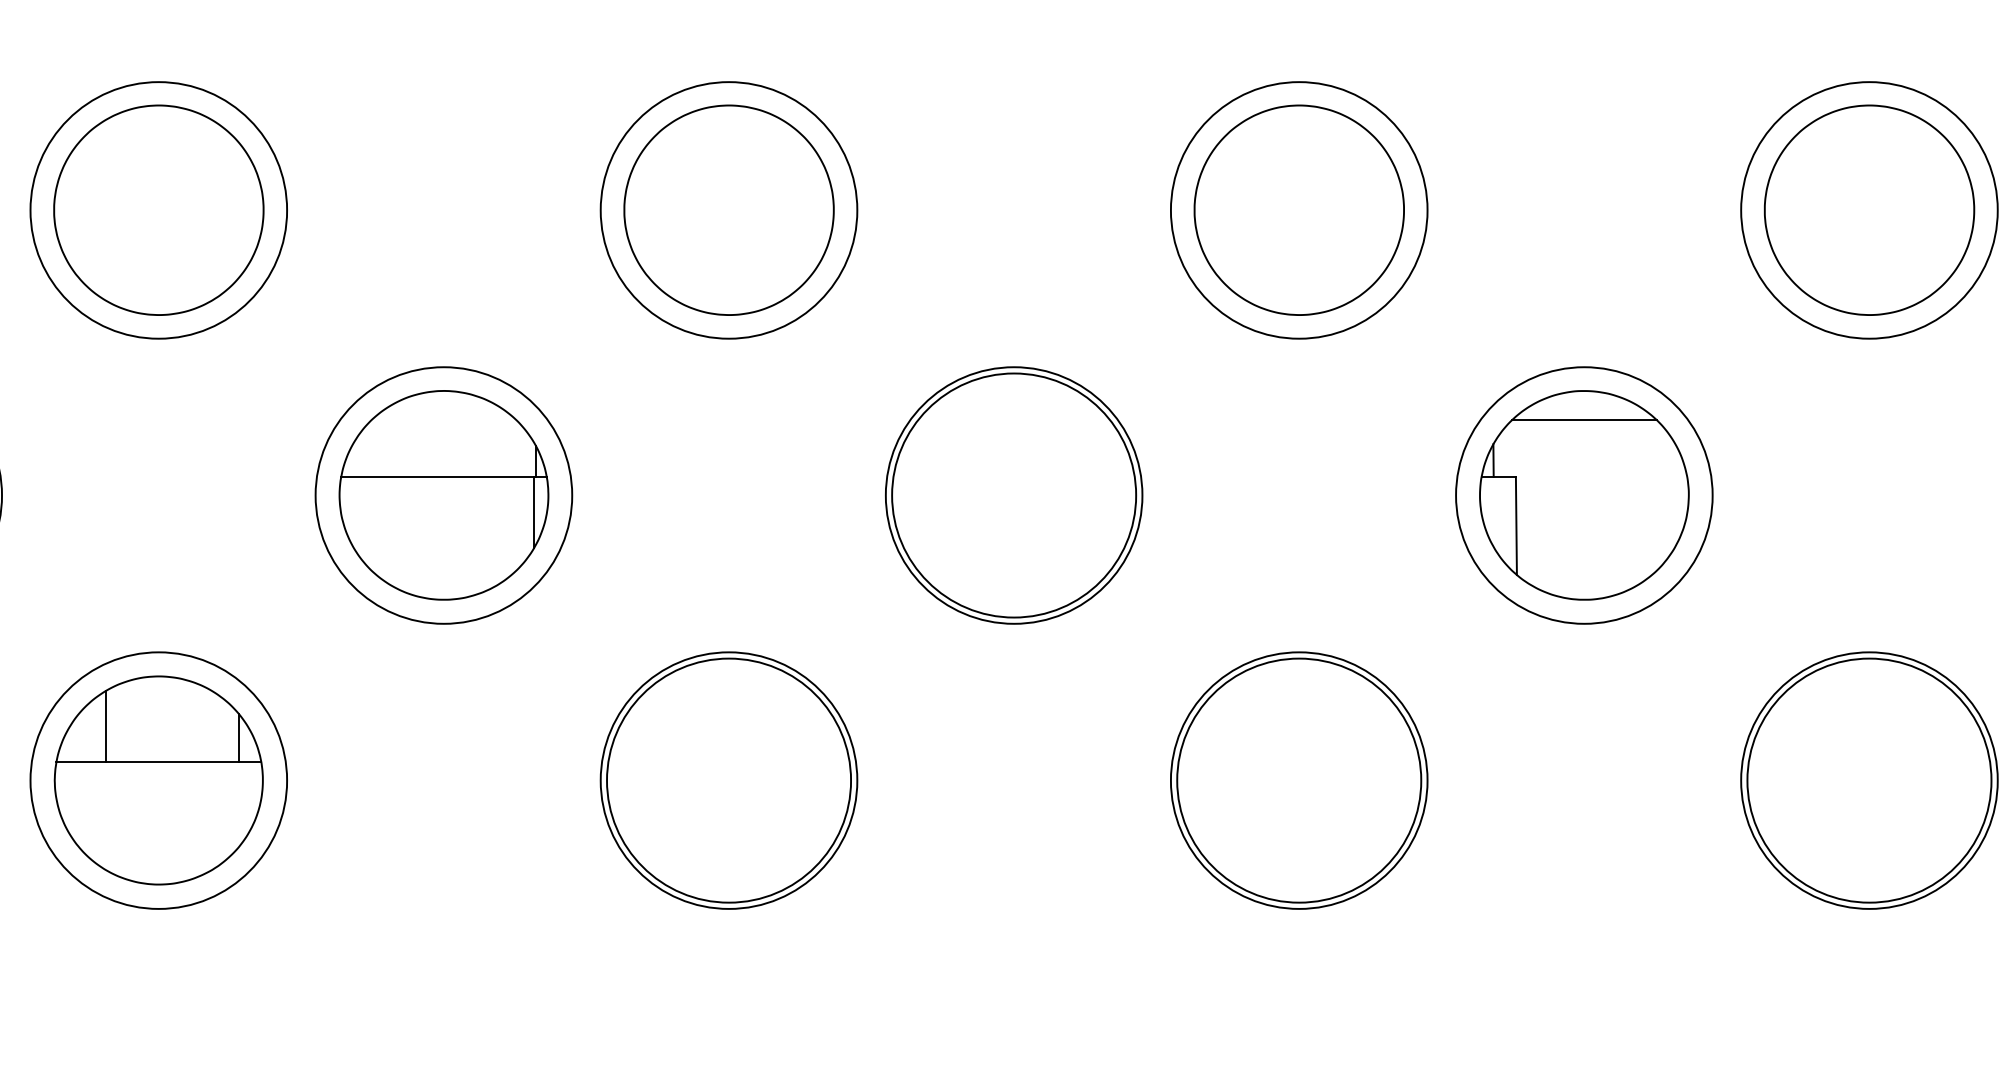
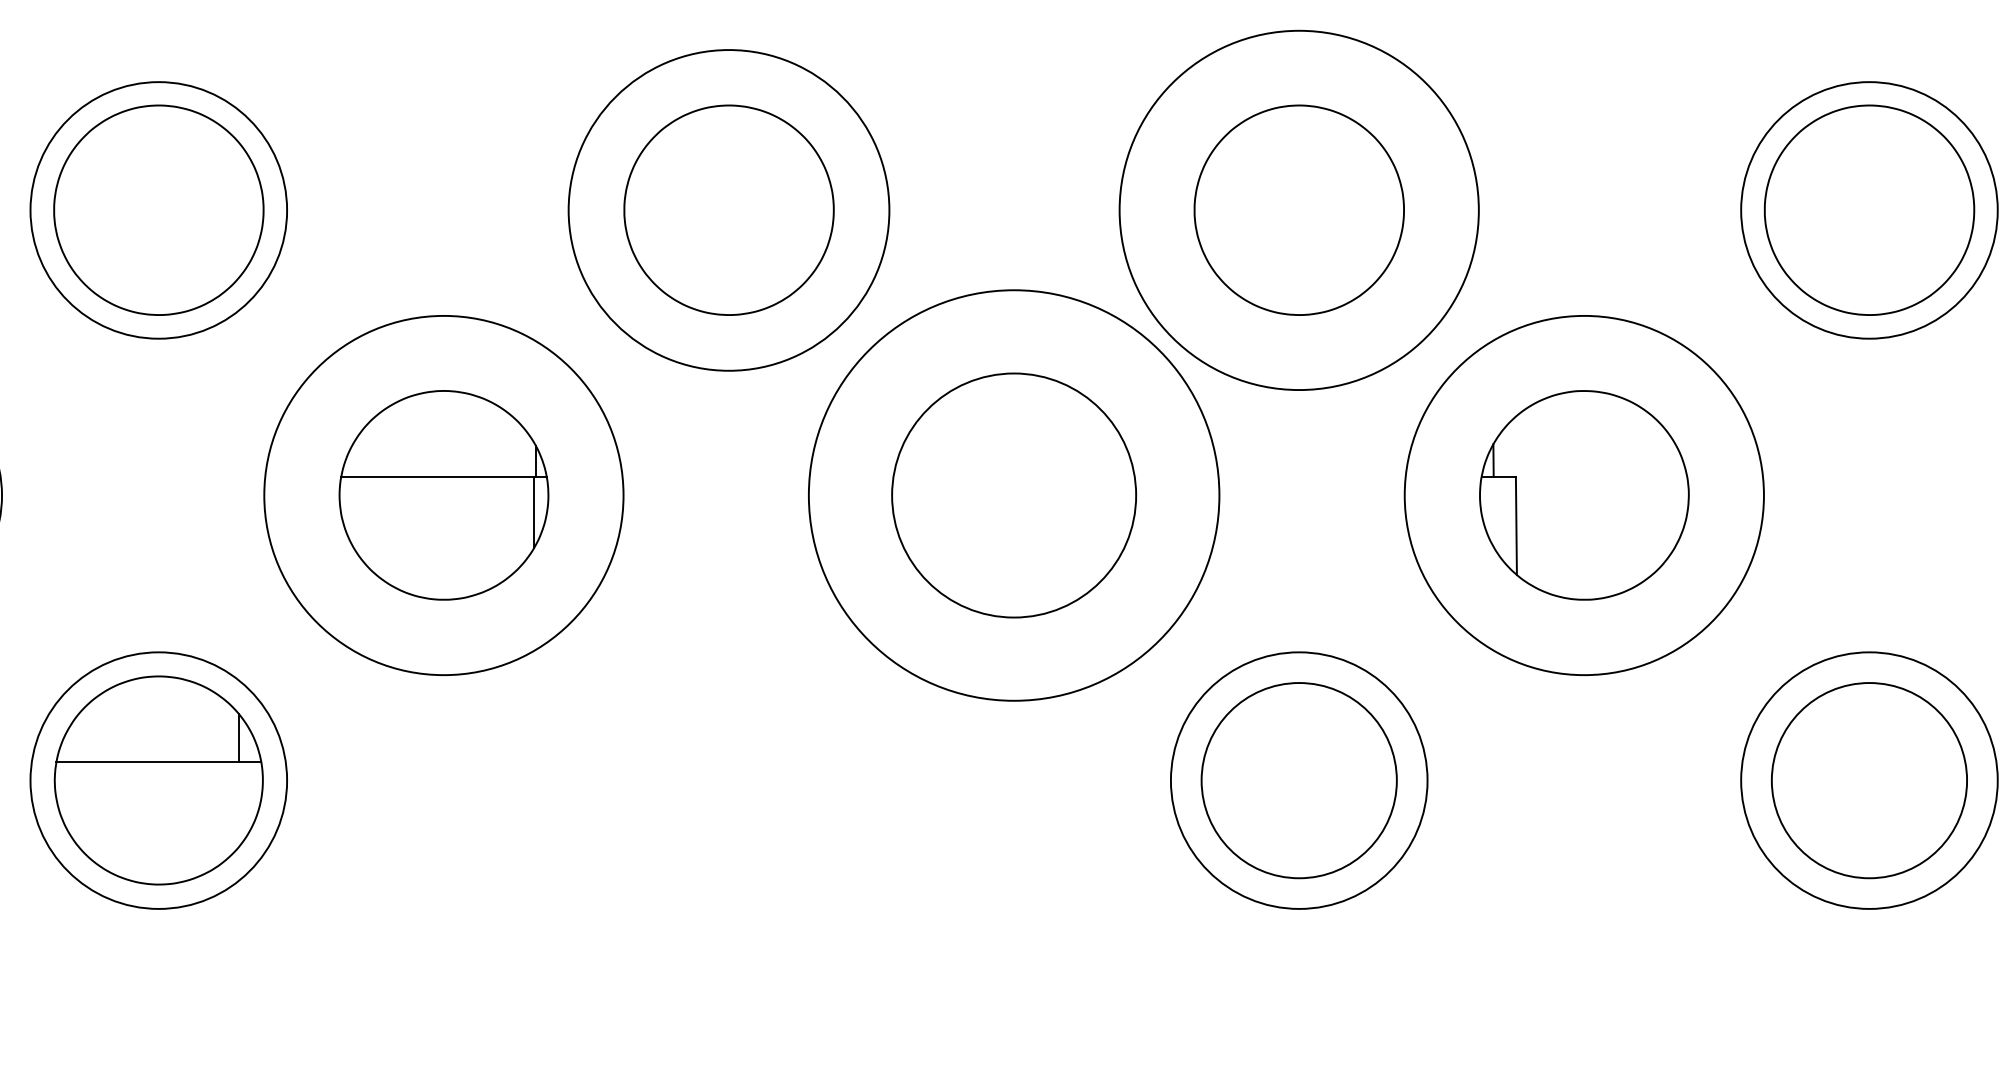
circle diameter: 257 px -> 321 px (728, 210)
circle diameter: 257 px -> 359 px (1298, 210)
line: present -> none (1584, 419)
circle diameter: 257 px -> 359 px (443, 495)
circle diameter: 257 px -> 411 px (1013, 495)
circle diameter: 257 px -> 359 px (1583, 495)
line: present -> none (106, 726)
part: present -> none (728, 780)
circle diameter: 244 px -> 195 px (1298, 780)
circle diameter: 244 px -> 195 px (1869, 780)
